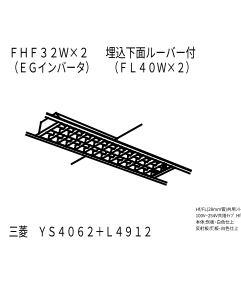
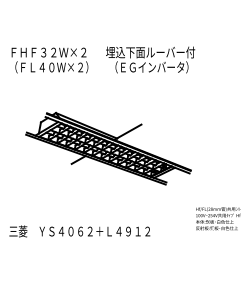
text: （ＥＧインバータ） -> （ＦＬ４０Ｗ×２） (52, 66)
text: （ＦＬ４０Ｗ×２） -> （ＥＧインバータ） (152, 66)
